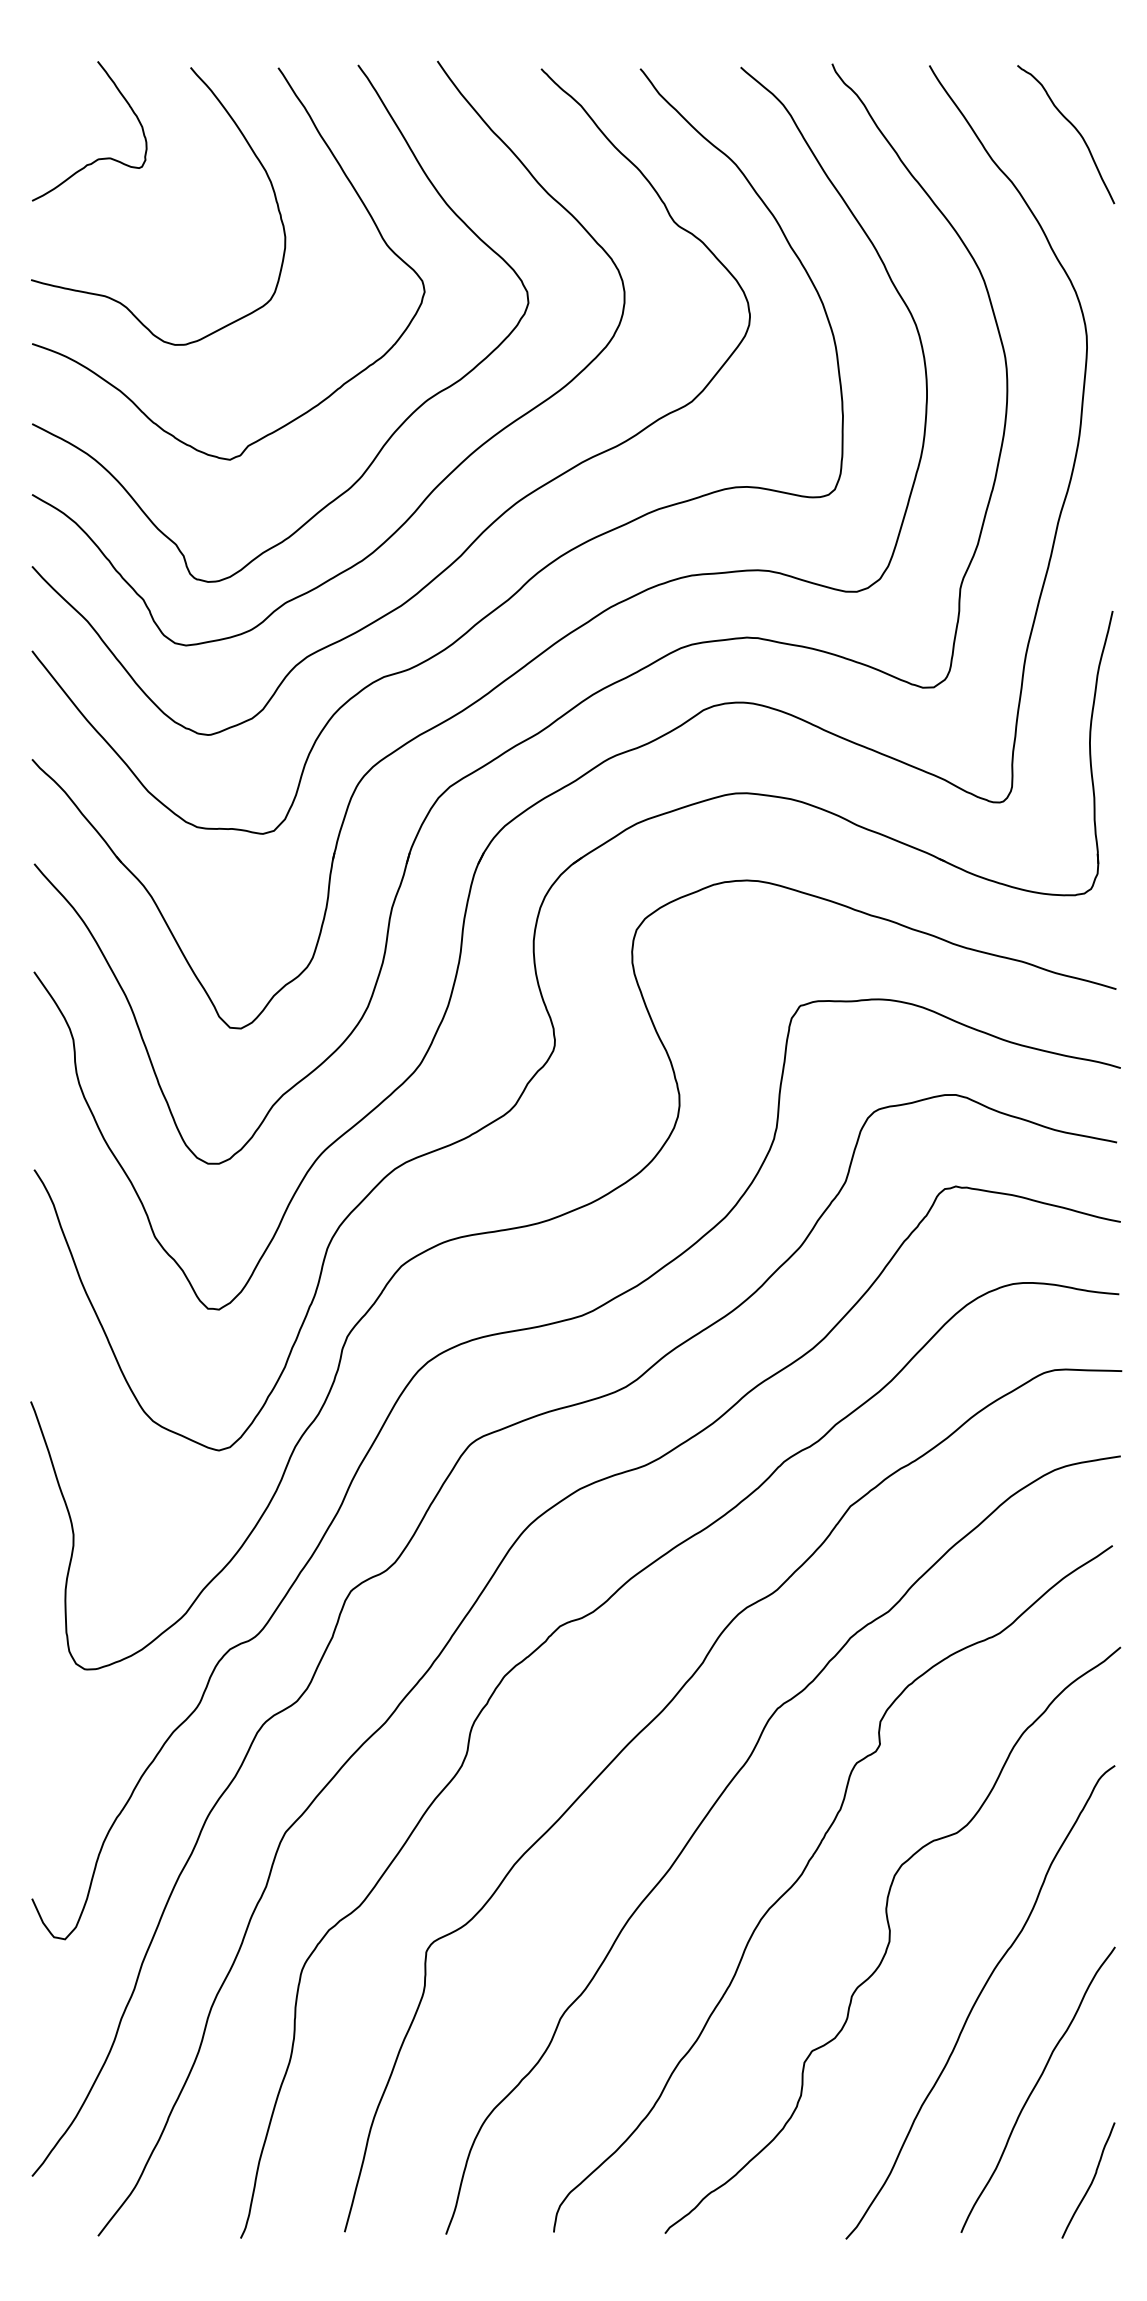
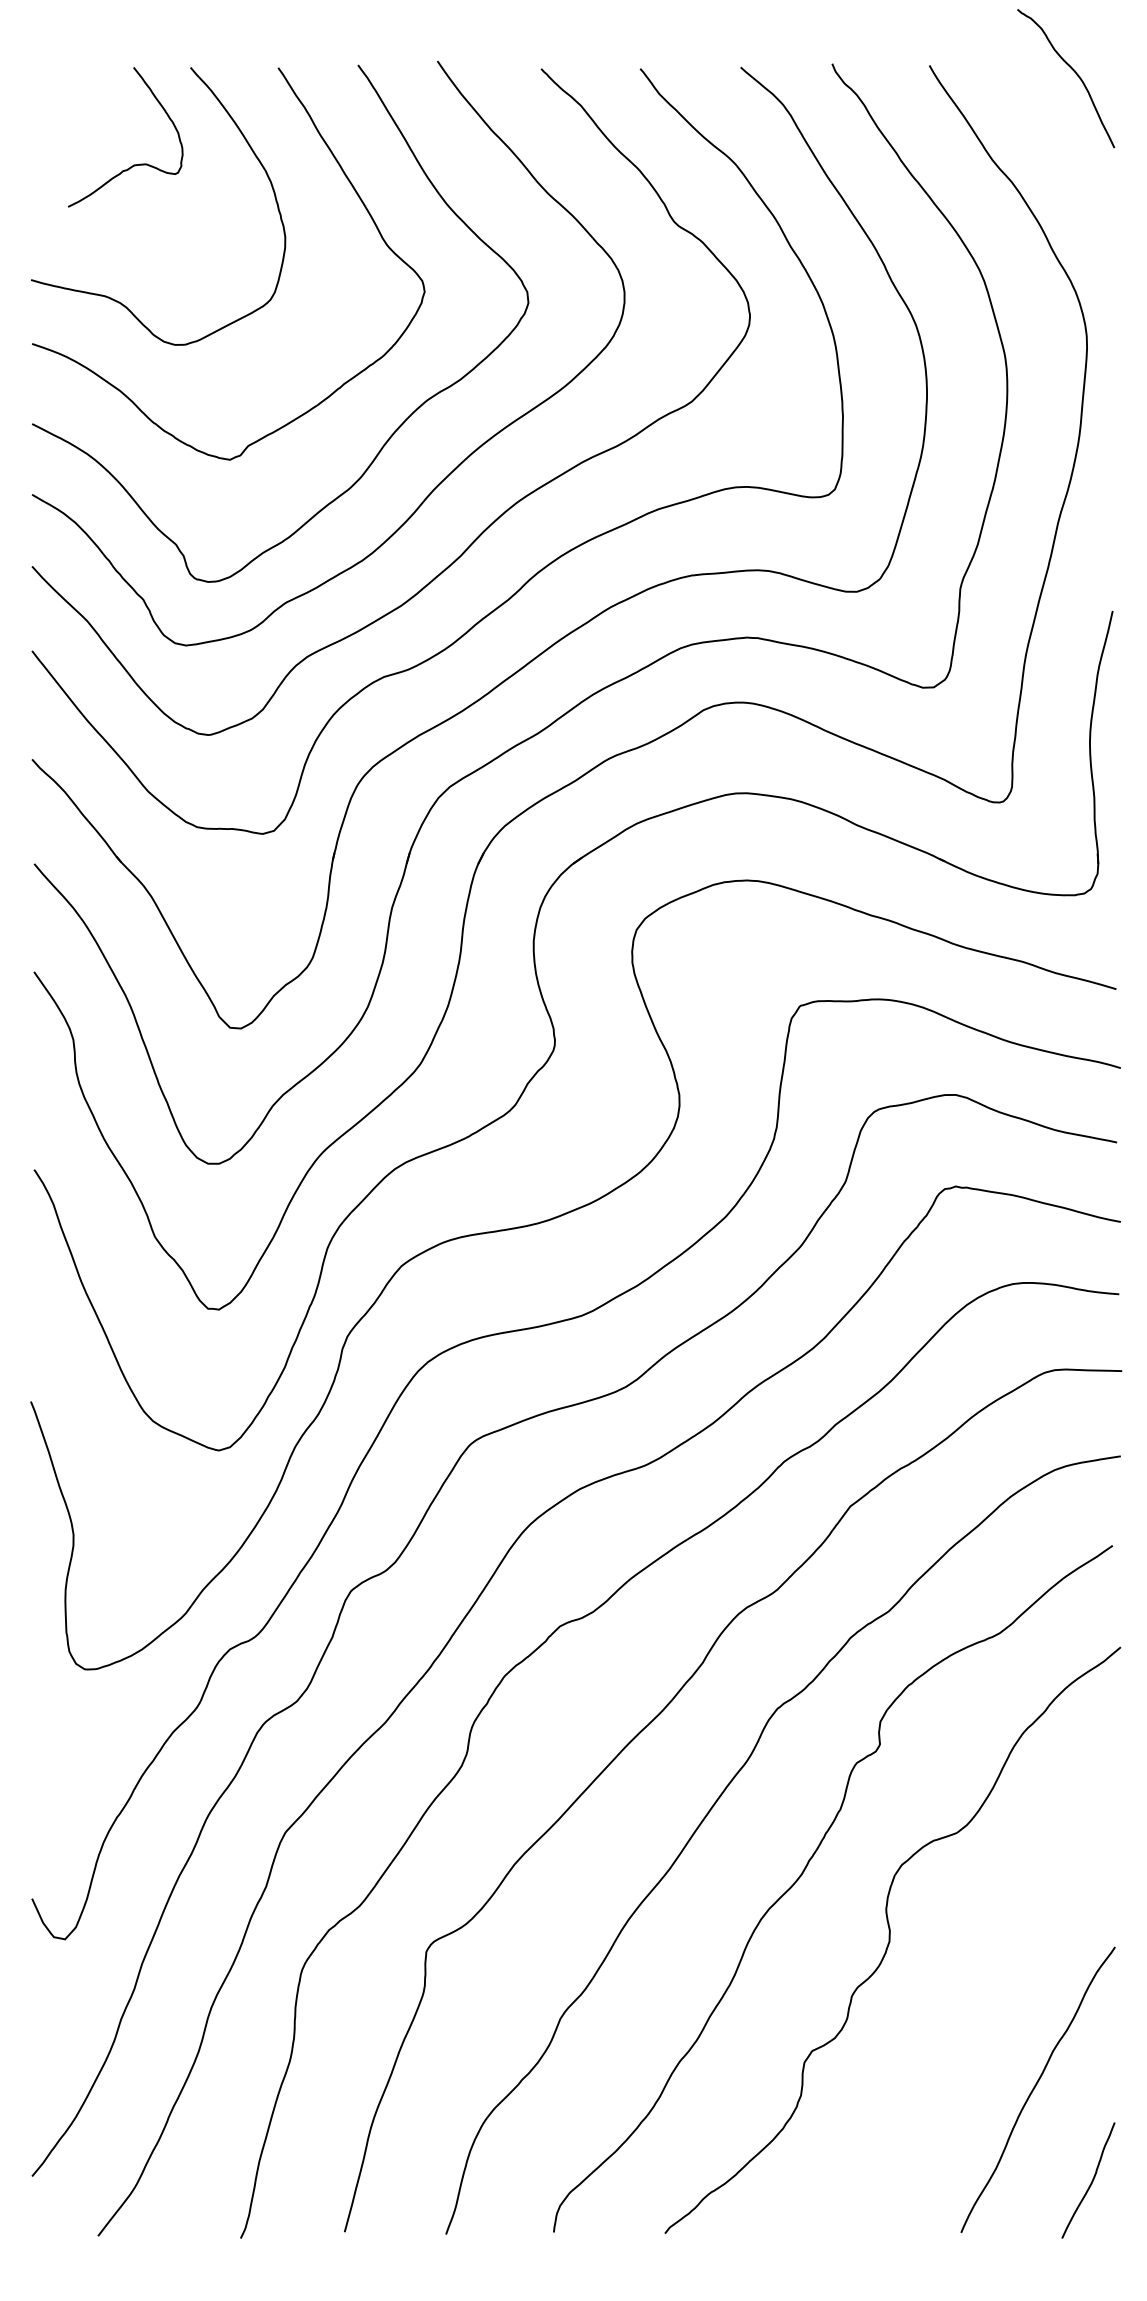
curve position: (1073, 127) -> (1073, 71) (1073, 71)
curve position: (97, 158) -> (133, 164) (133, 164)
curve: present -> none (977, 2001)
